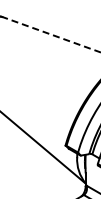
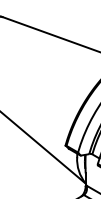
line: dashed -> solid (51, 34)
